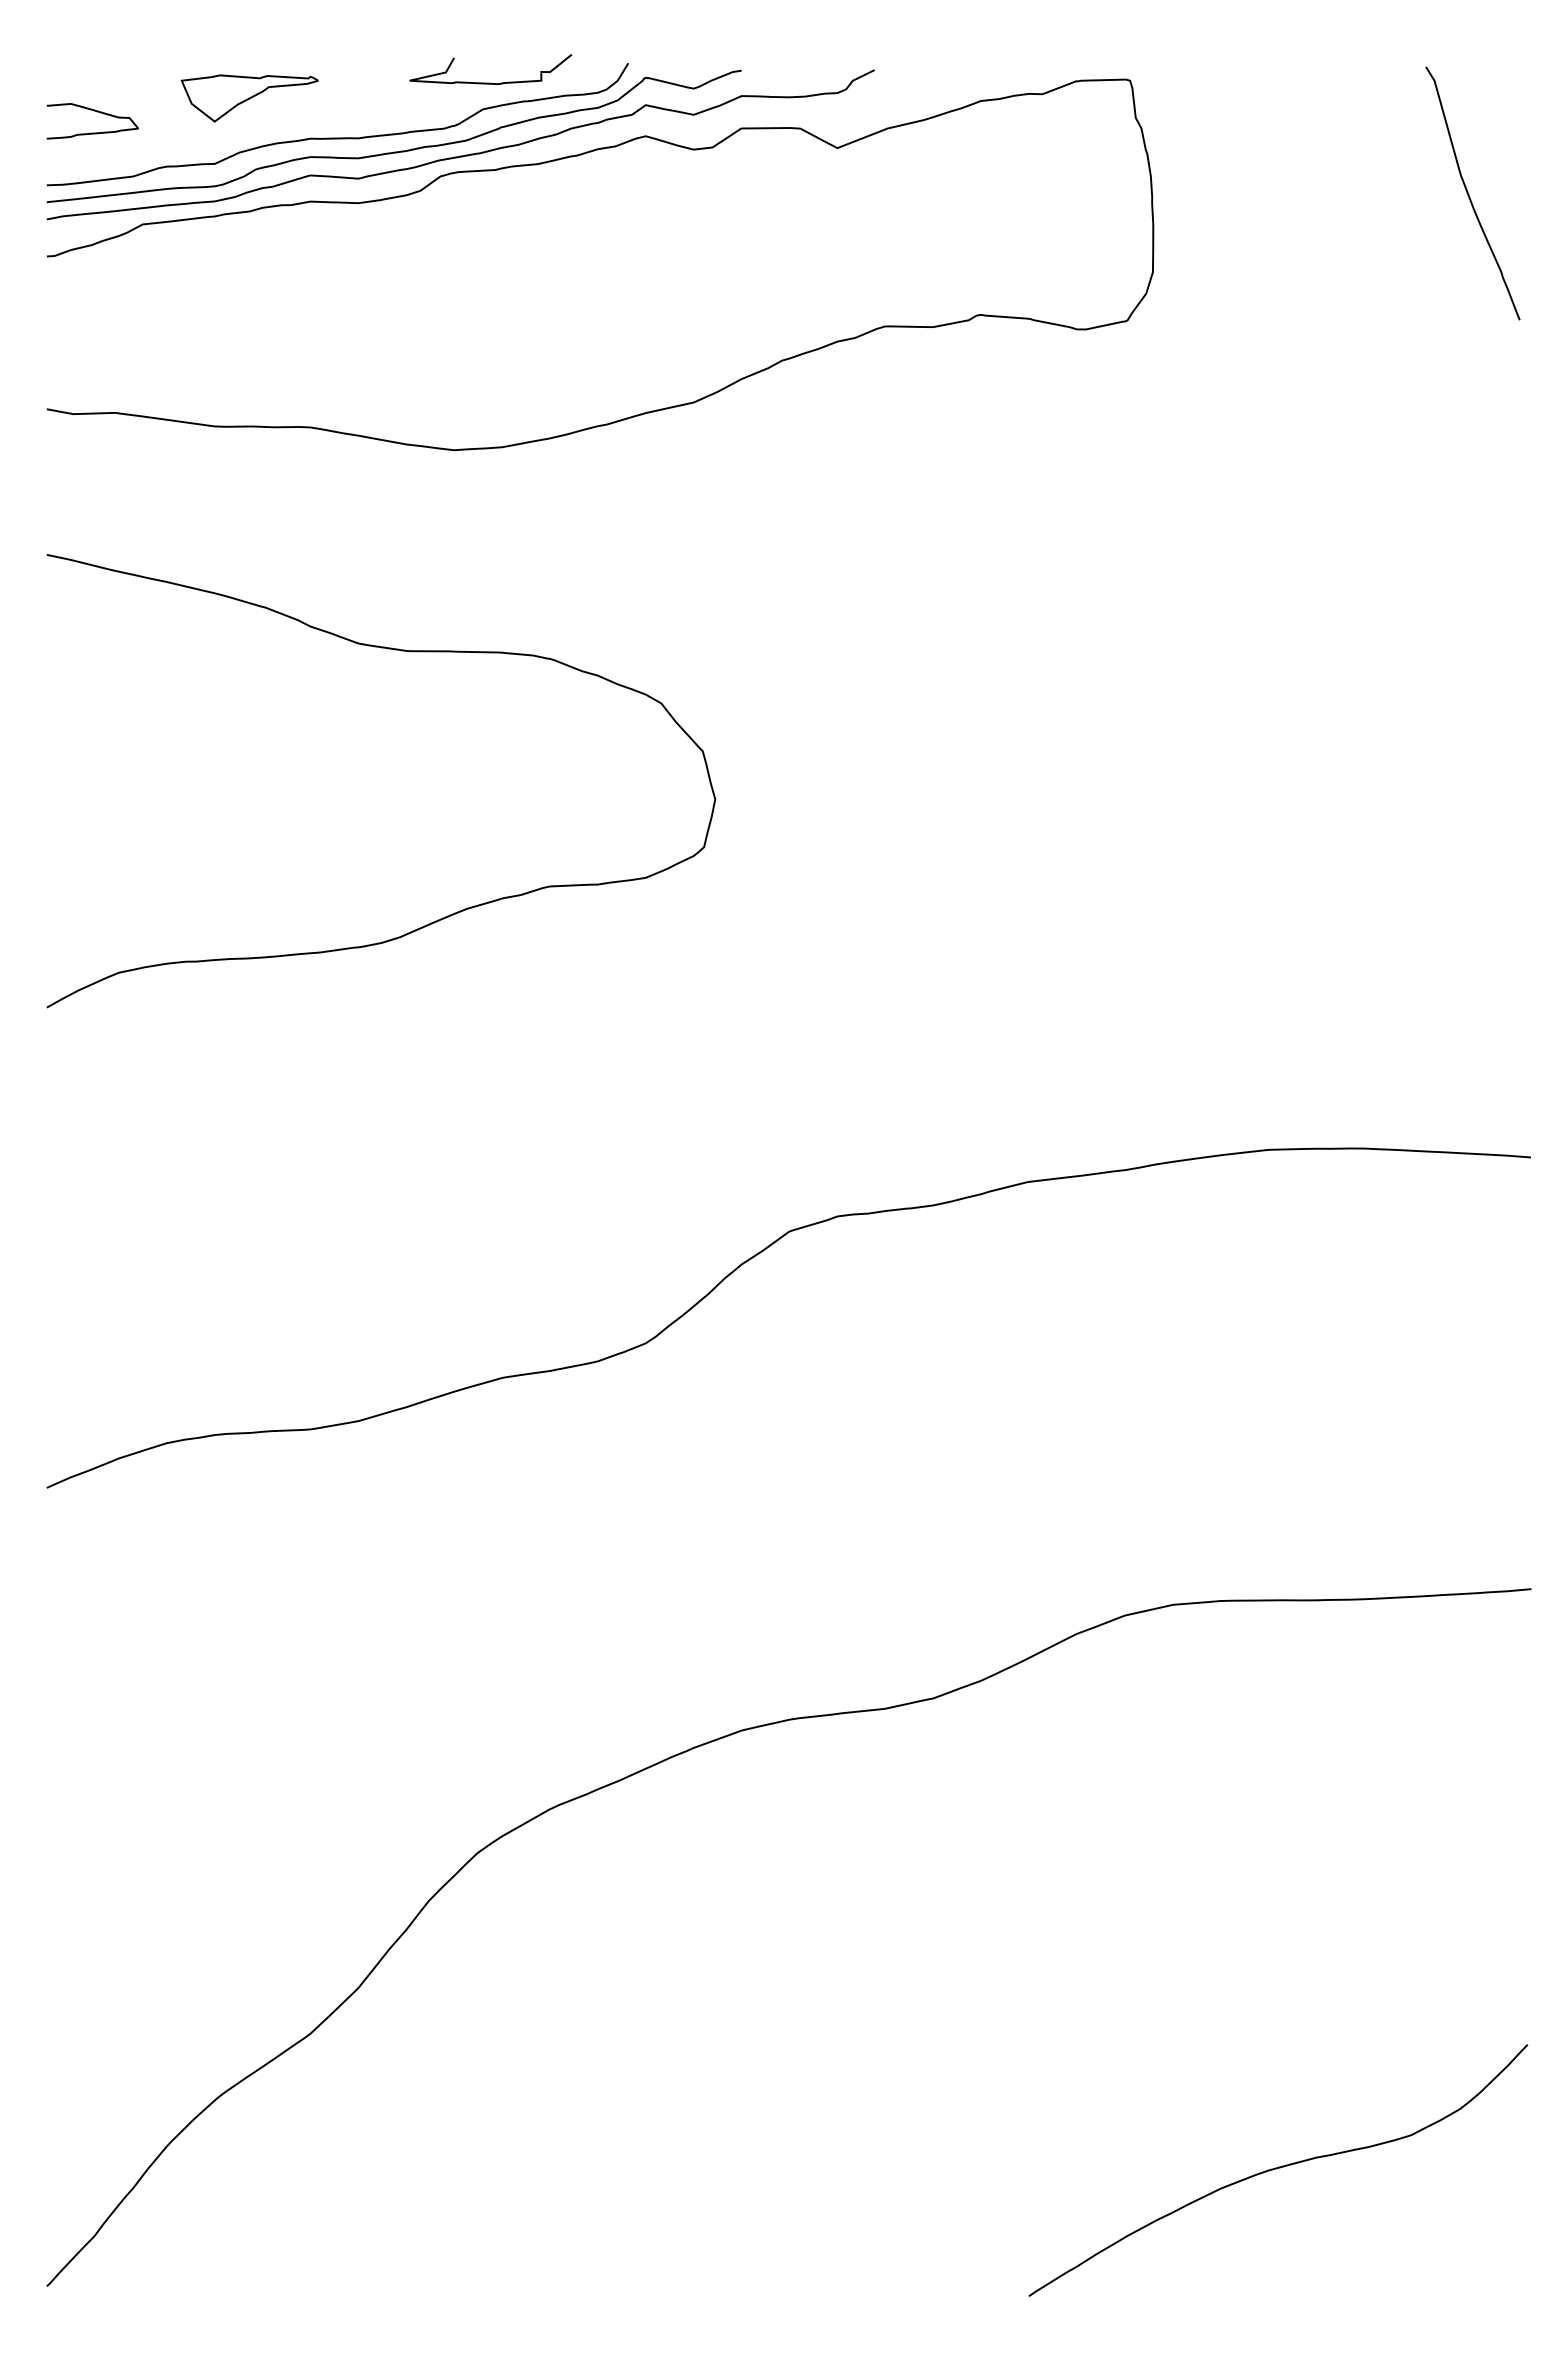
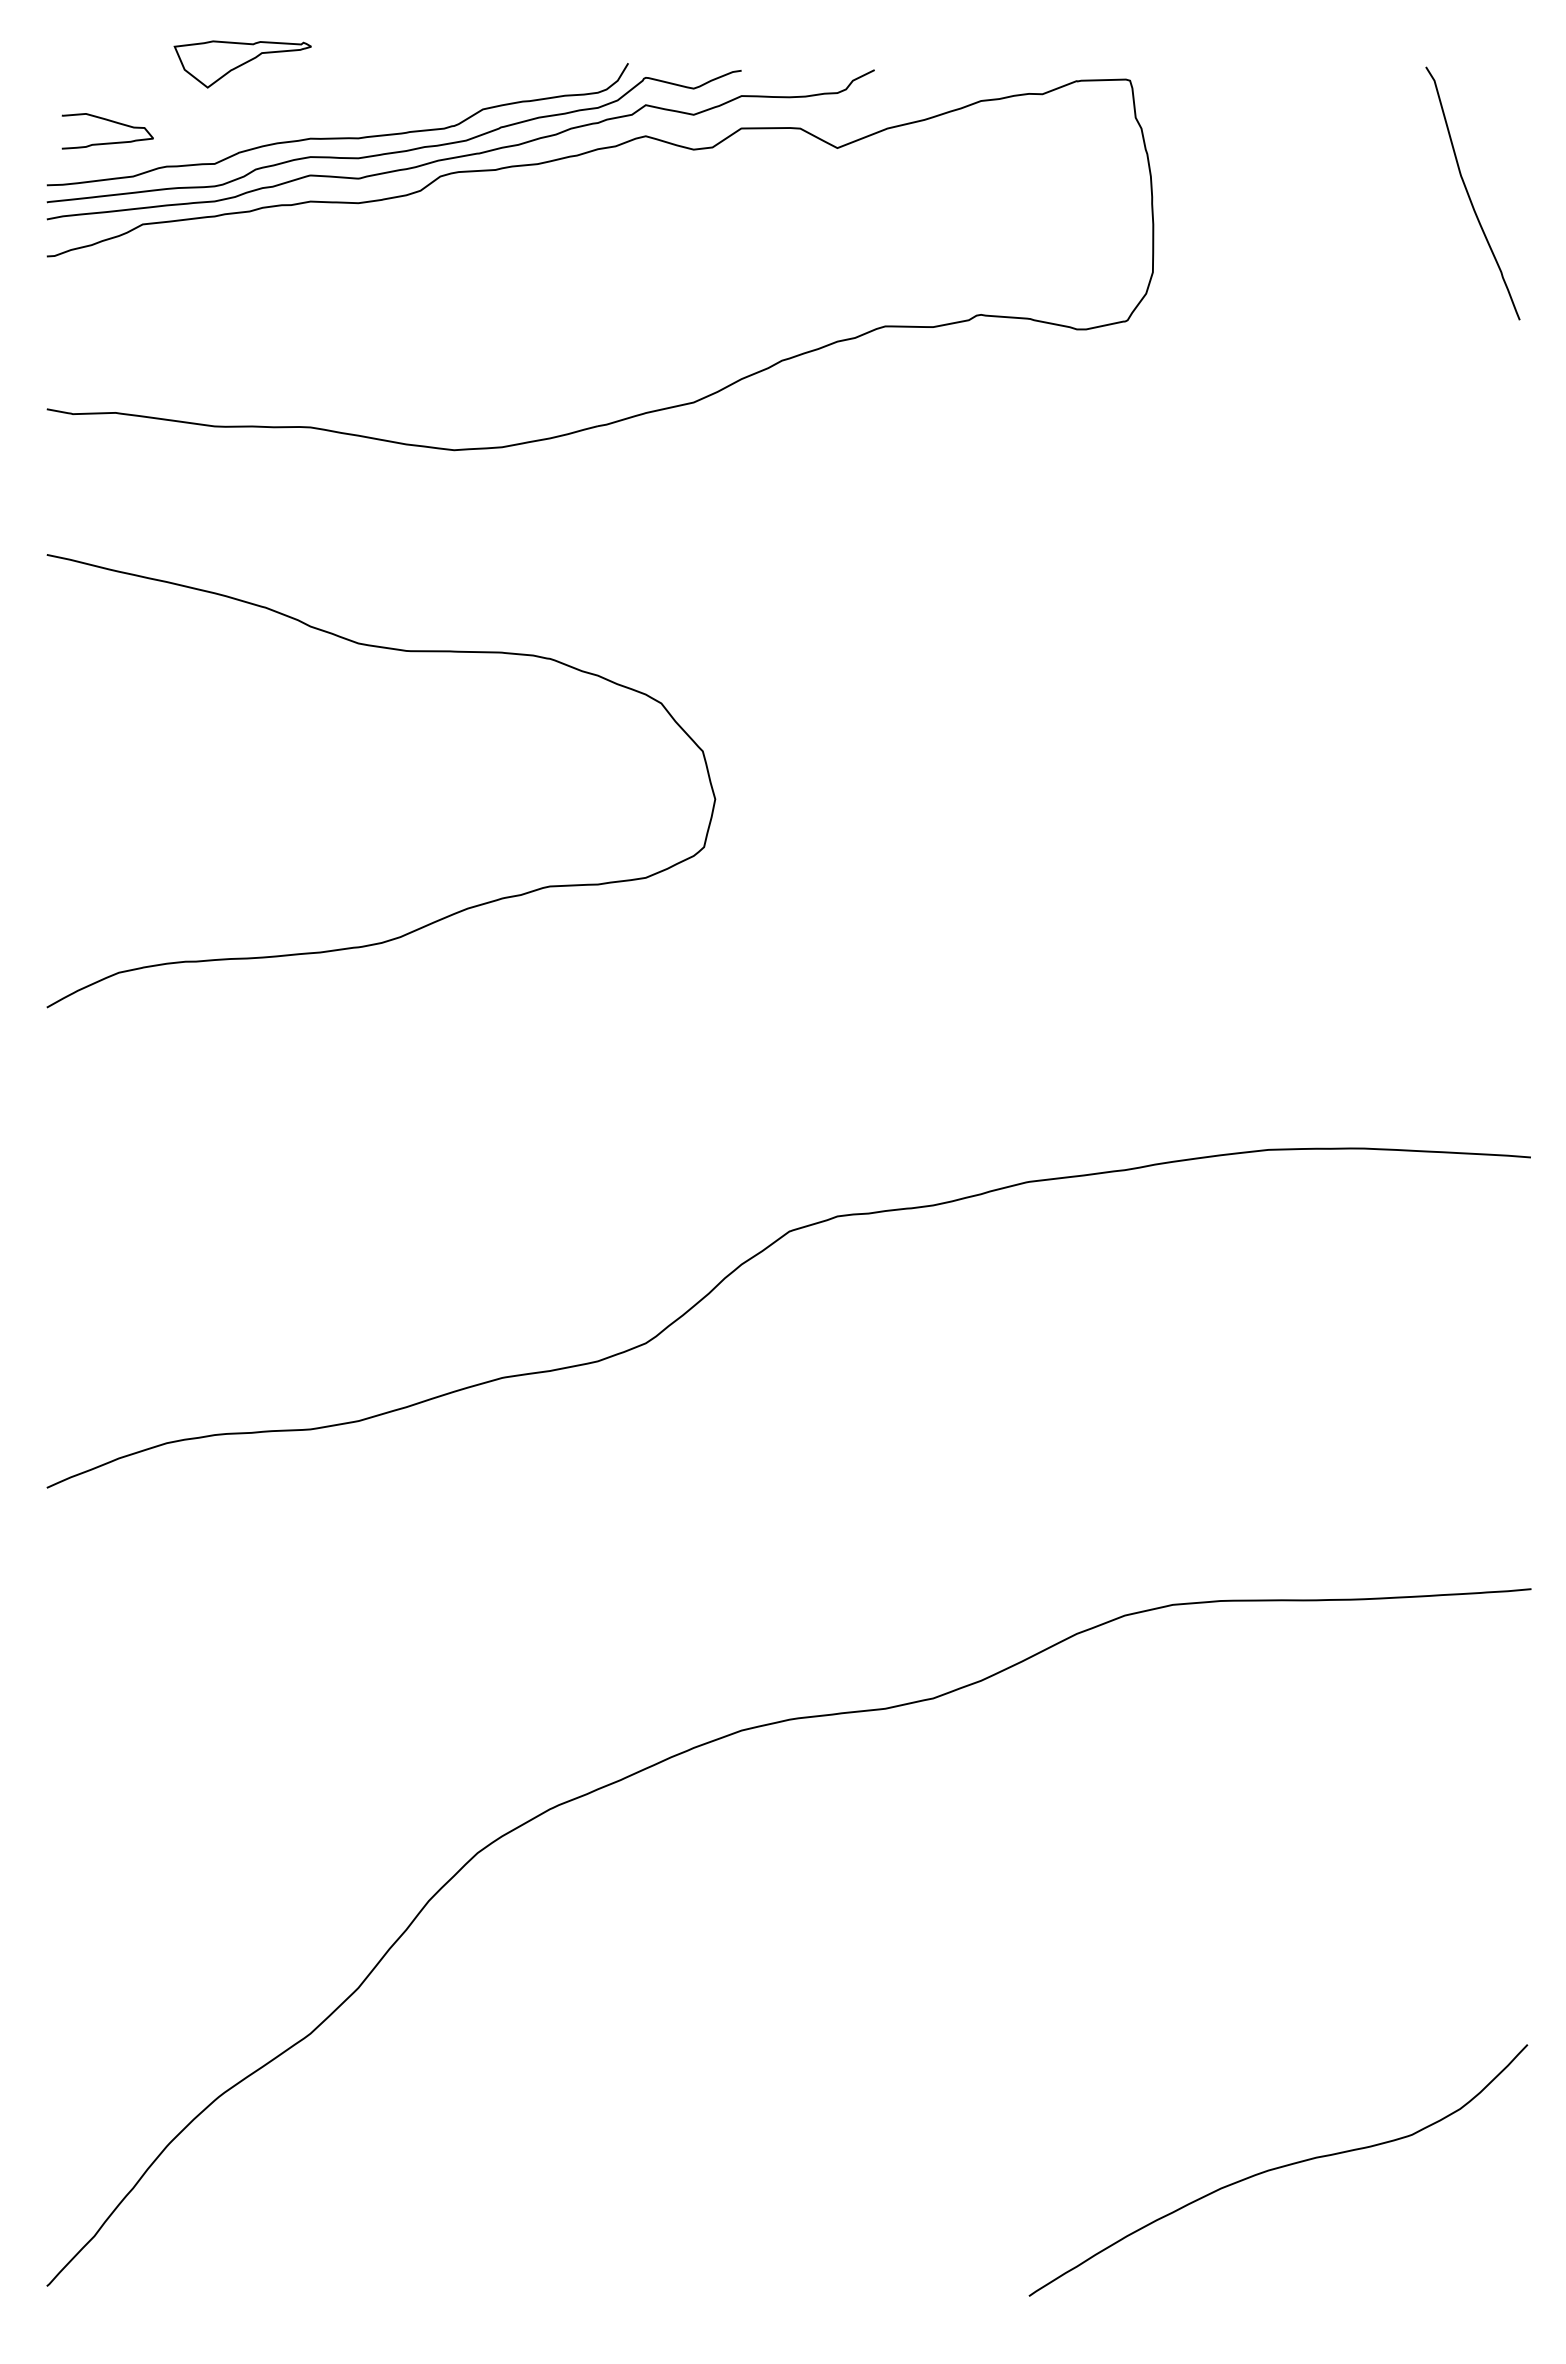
curve: present -> none (490, 82)
part position: (249, 98) -> (242, 64) (242, 64)
curve position: (93, 111) -> (108, 121) (108, 121)
